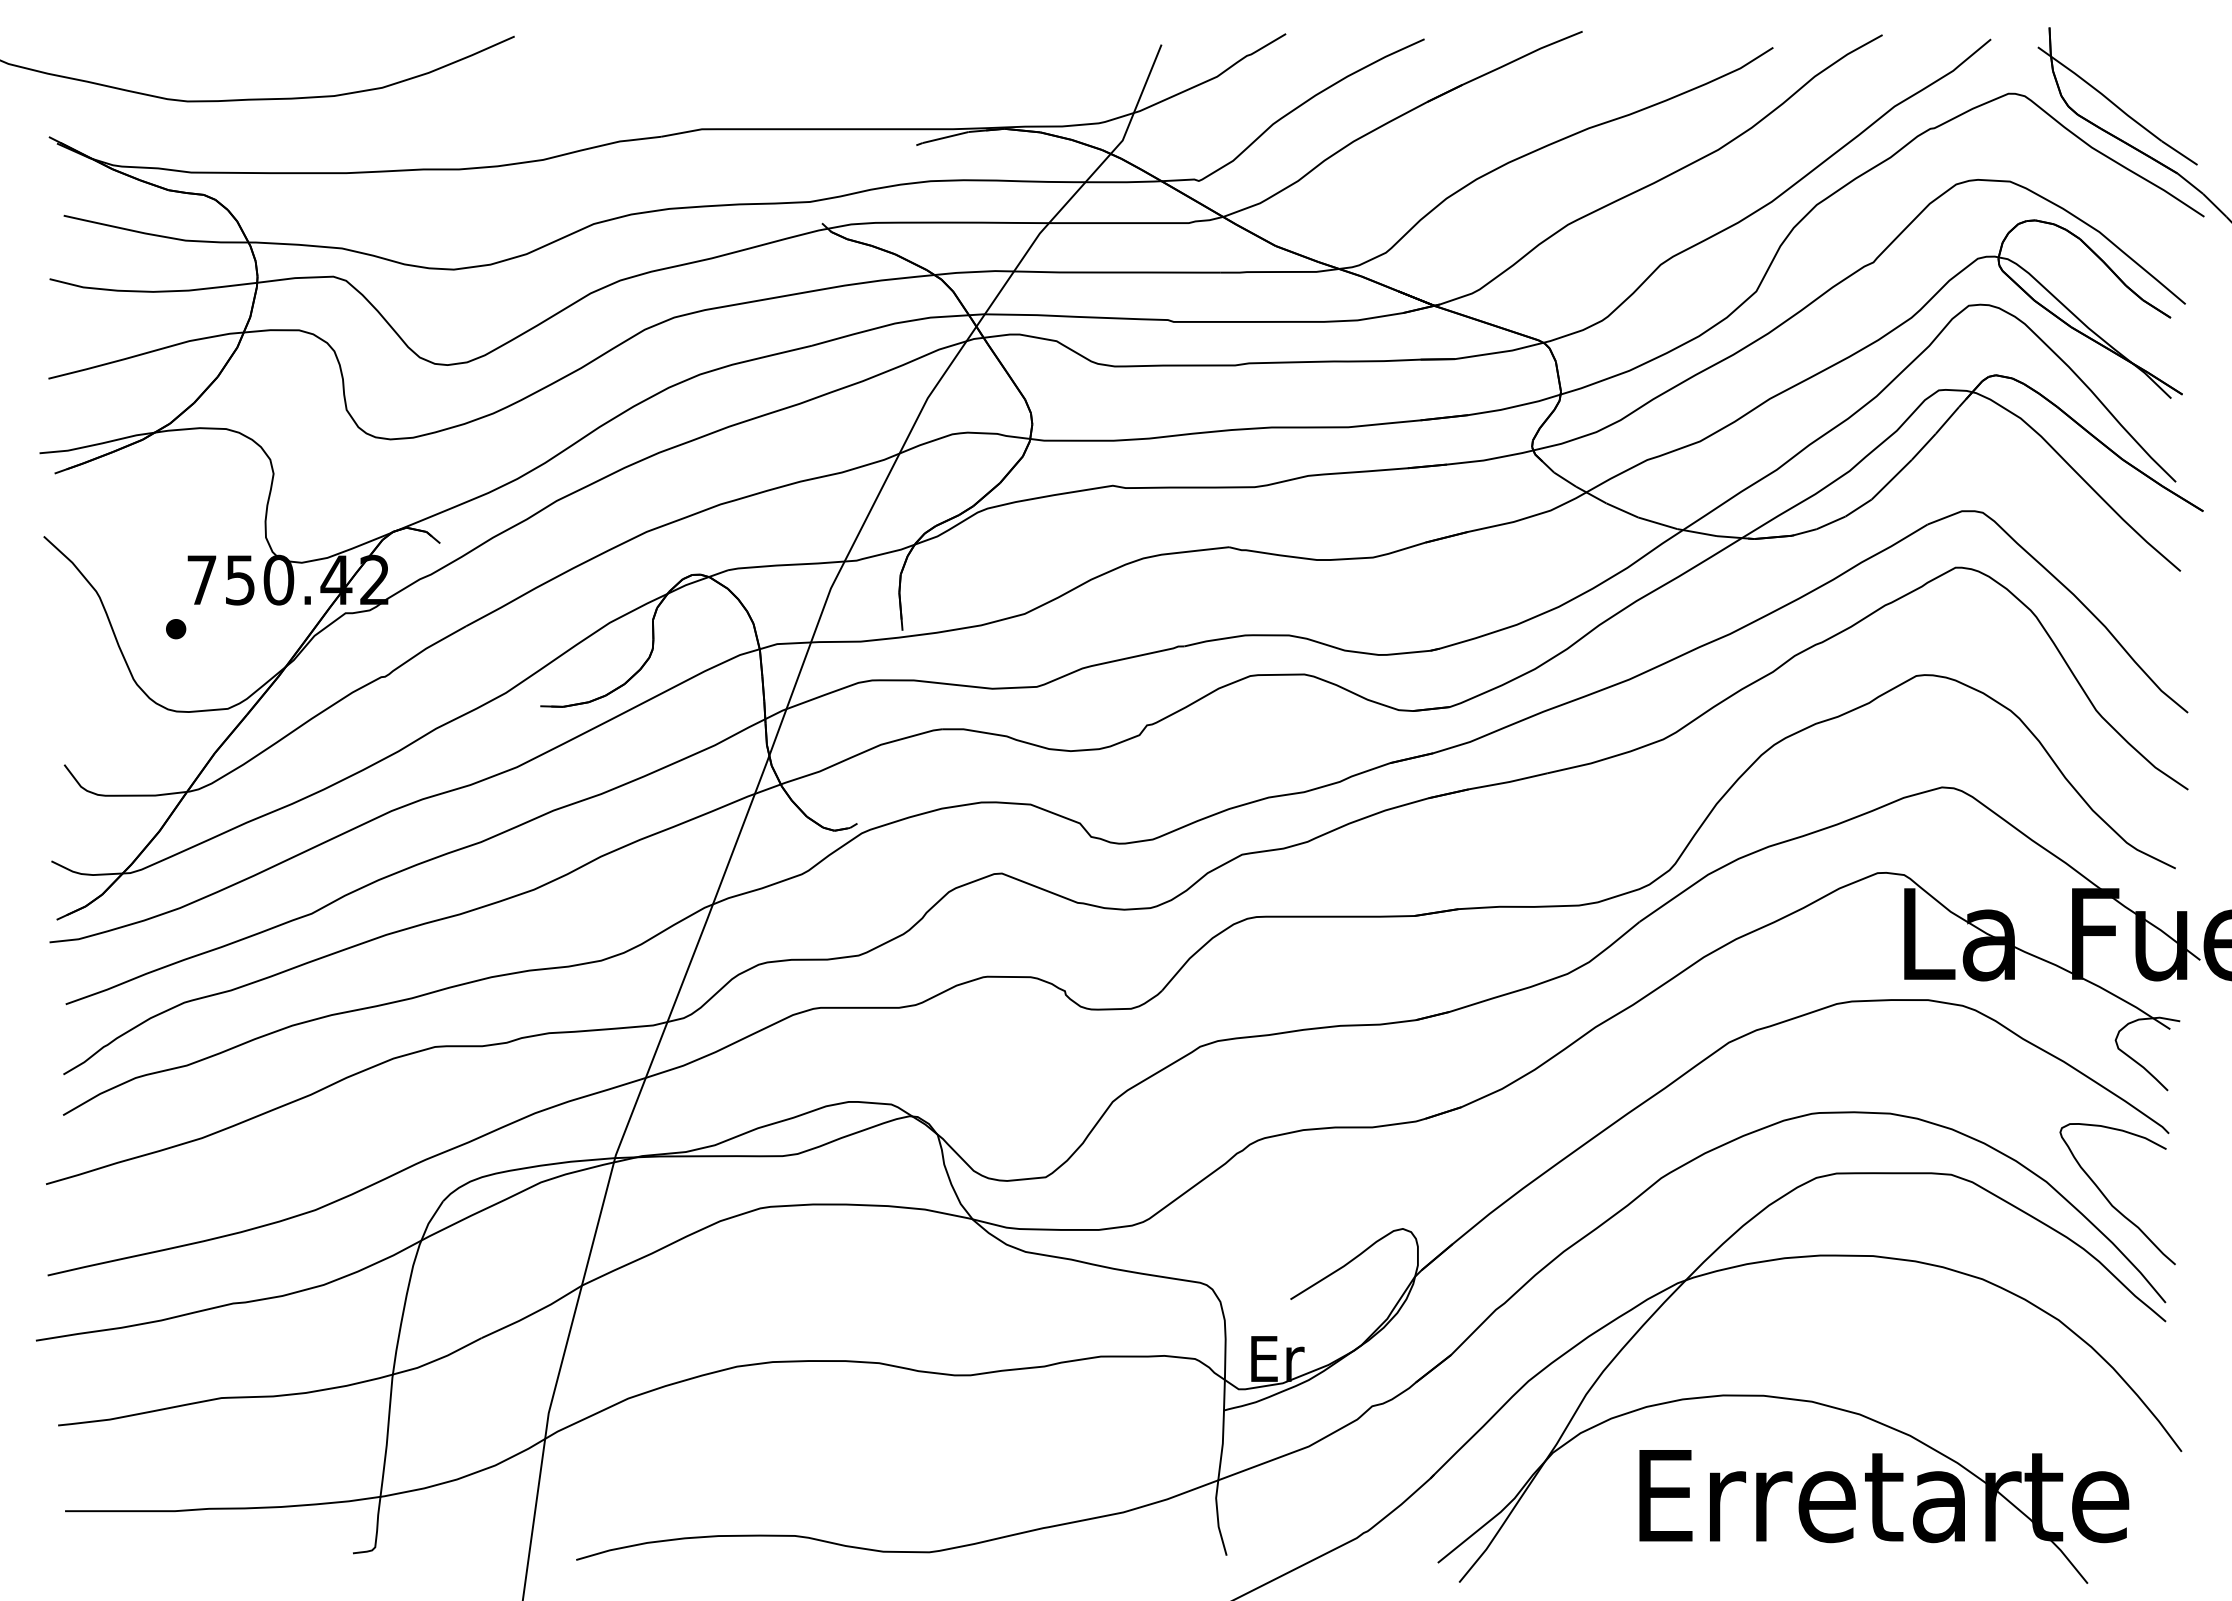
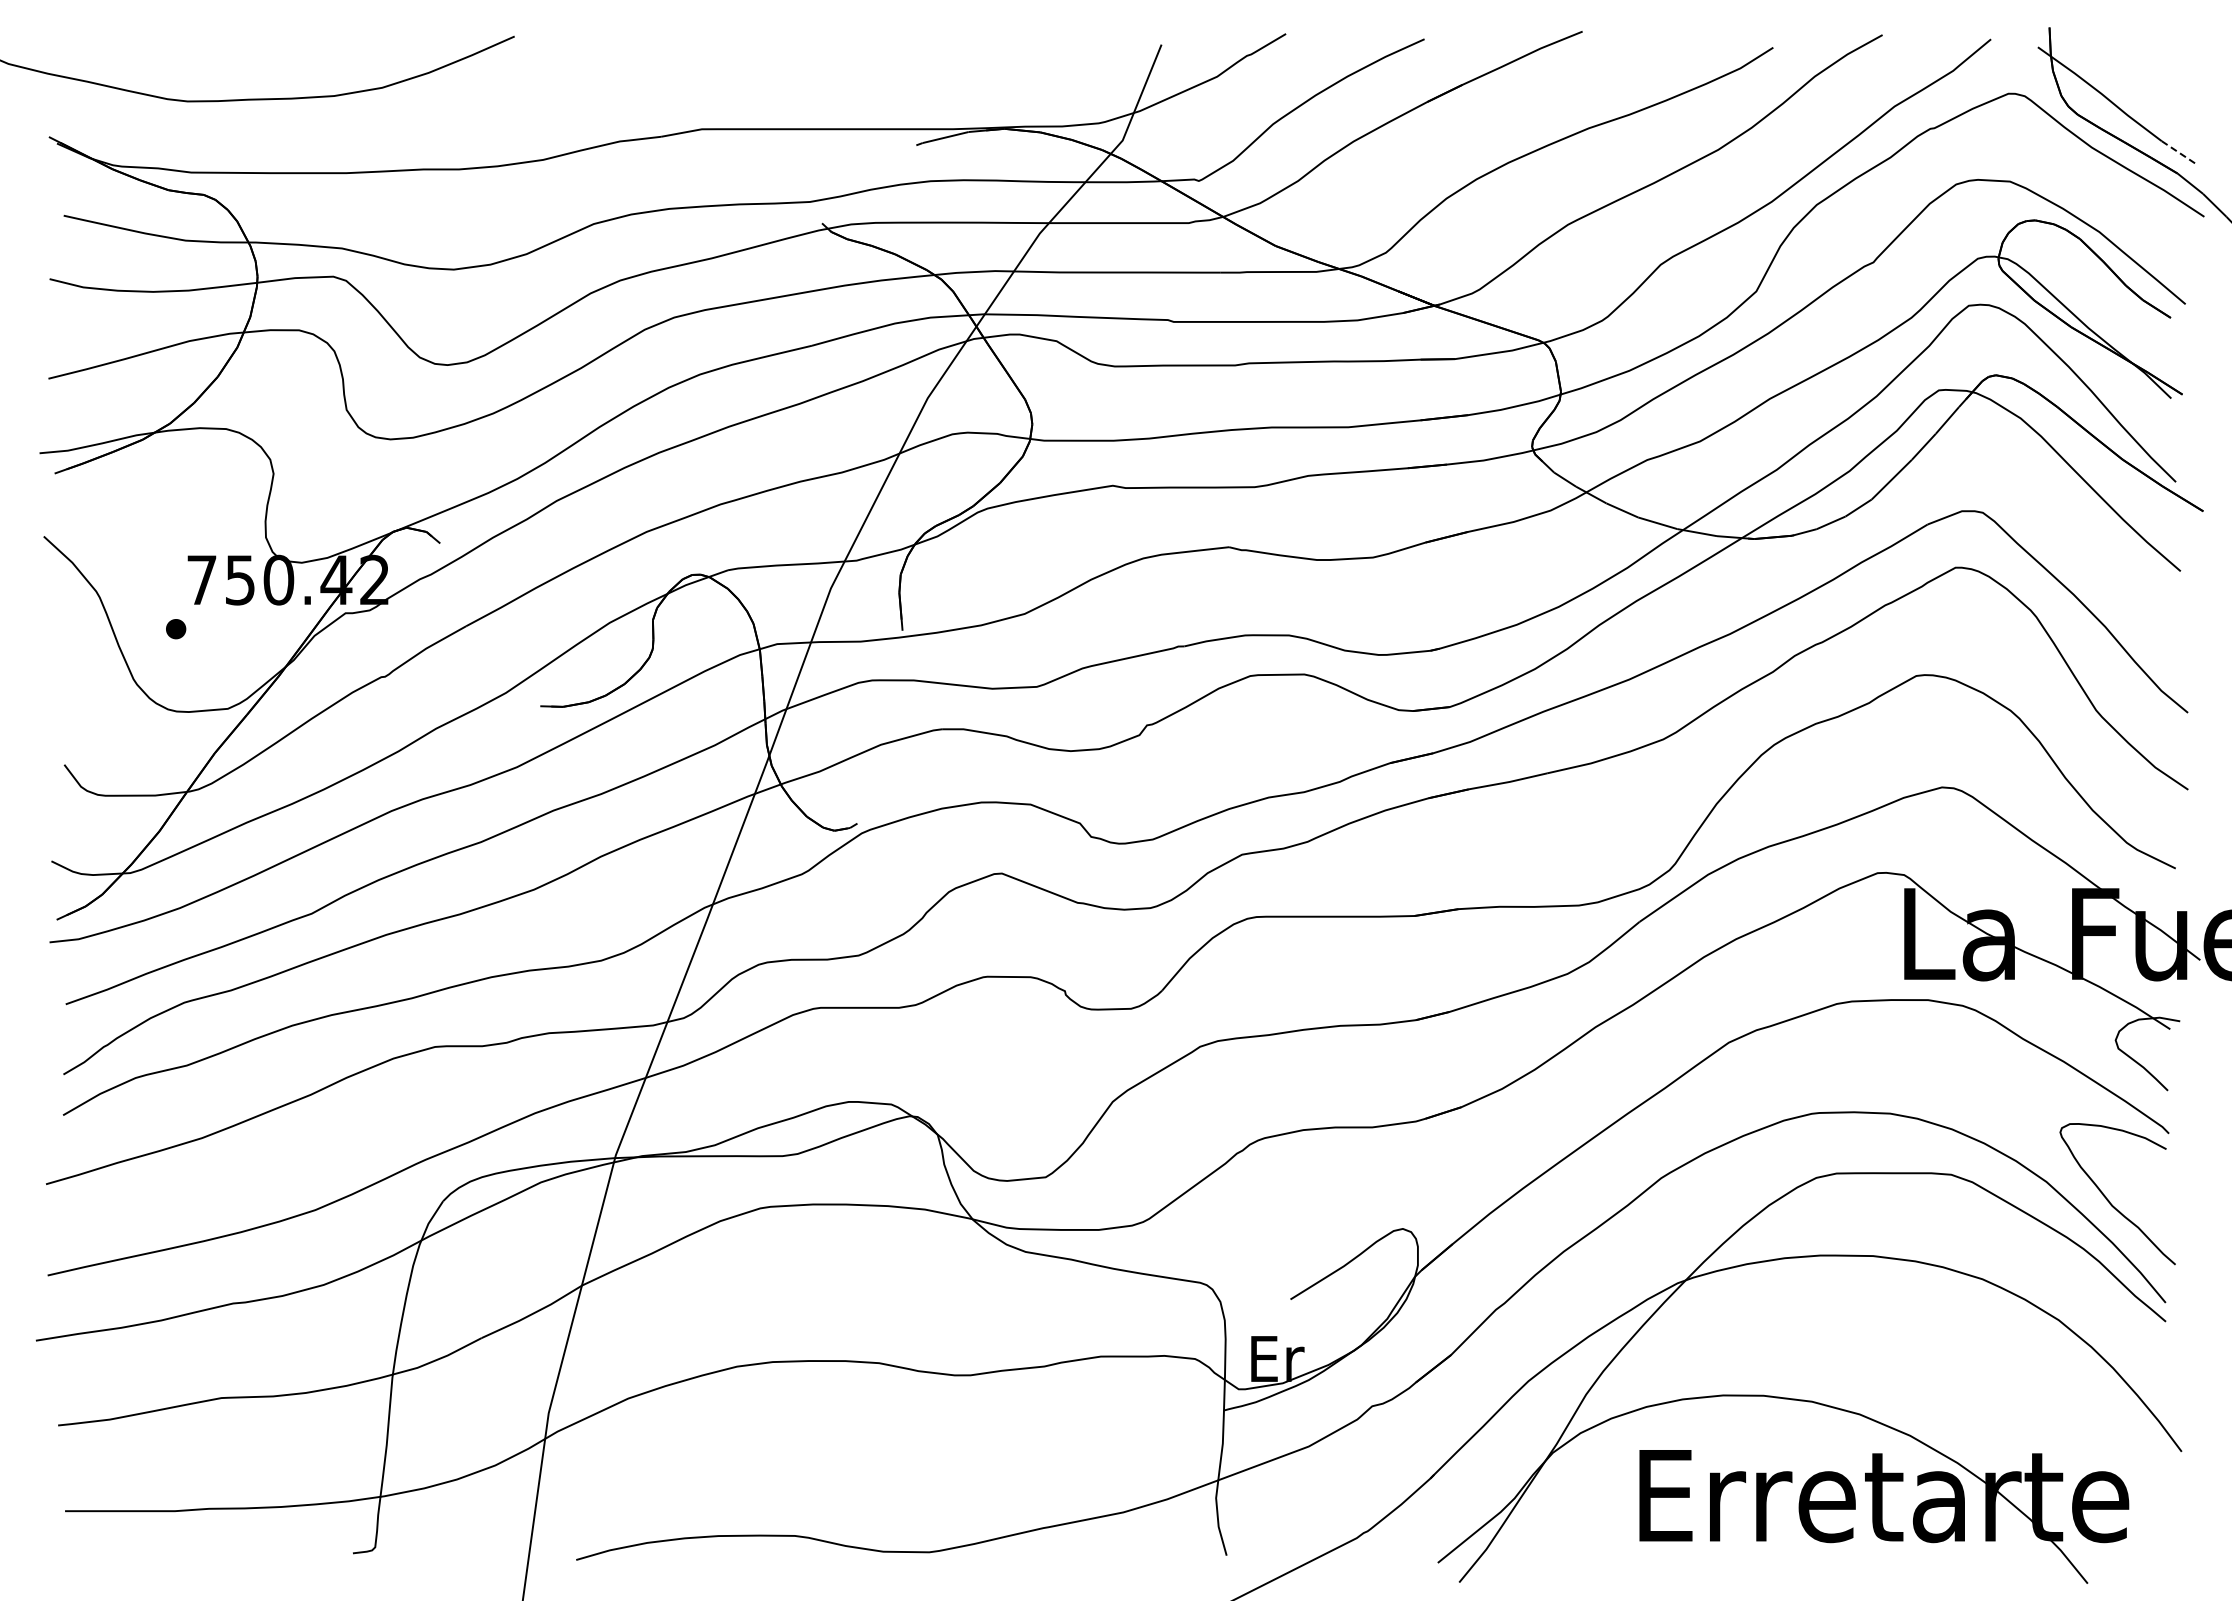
line: solid -> dashed (2179, 153)
